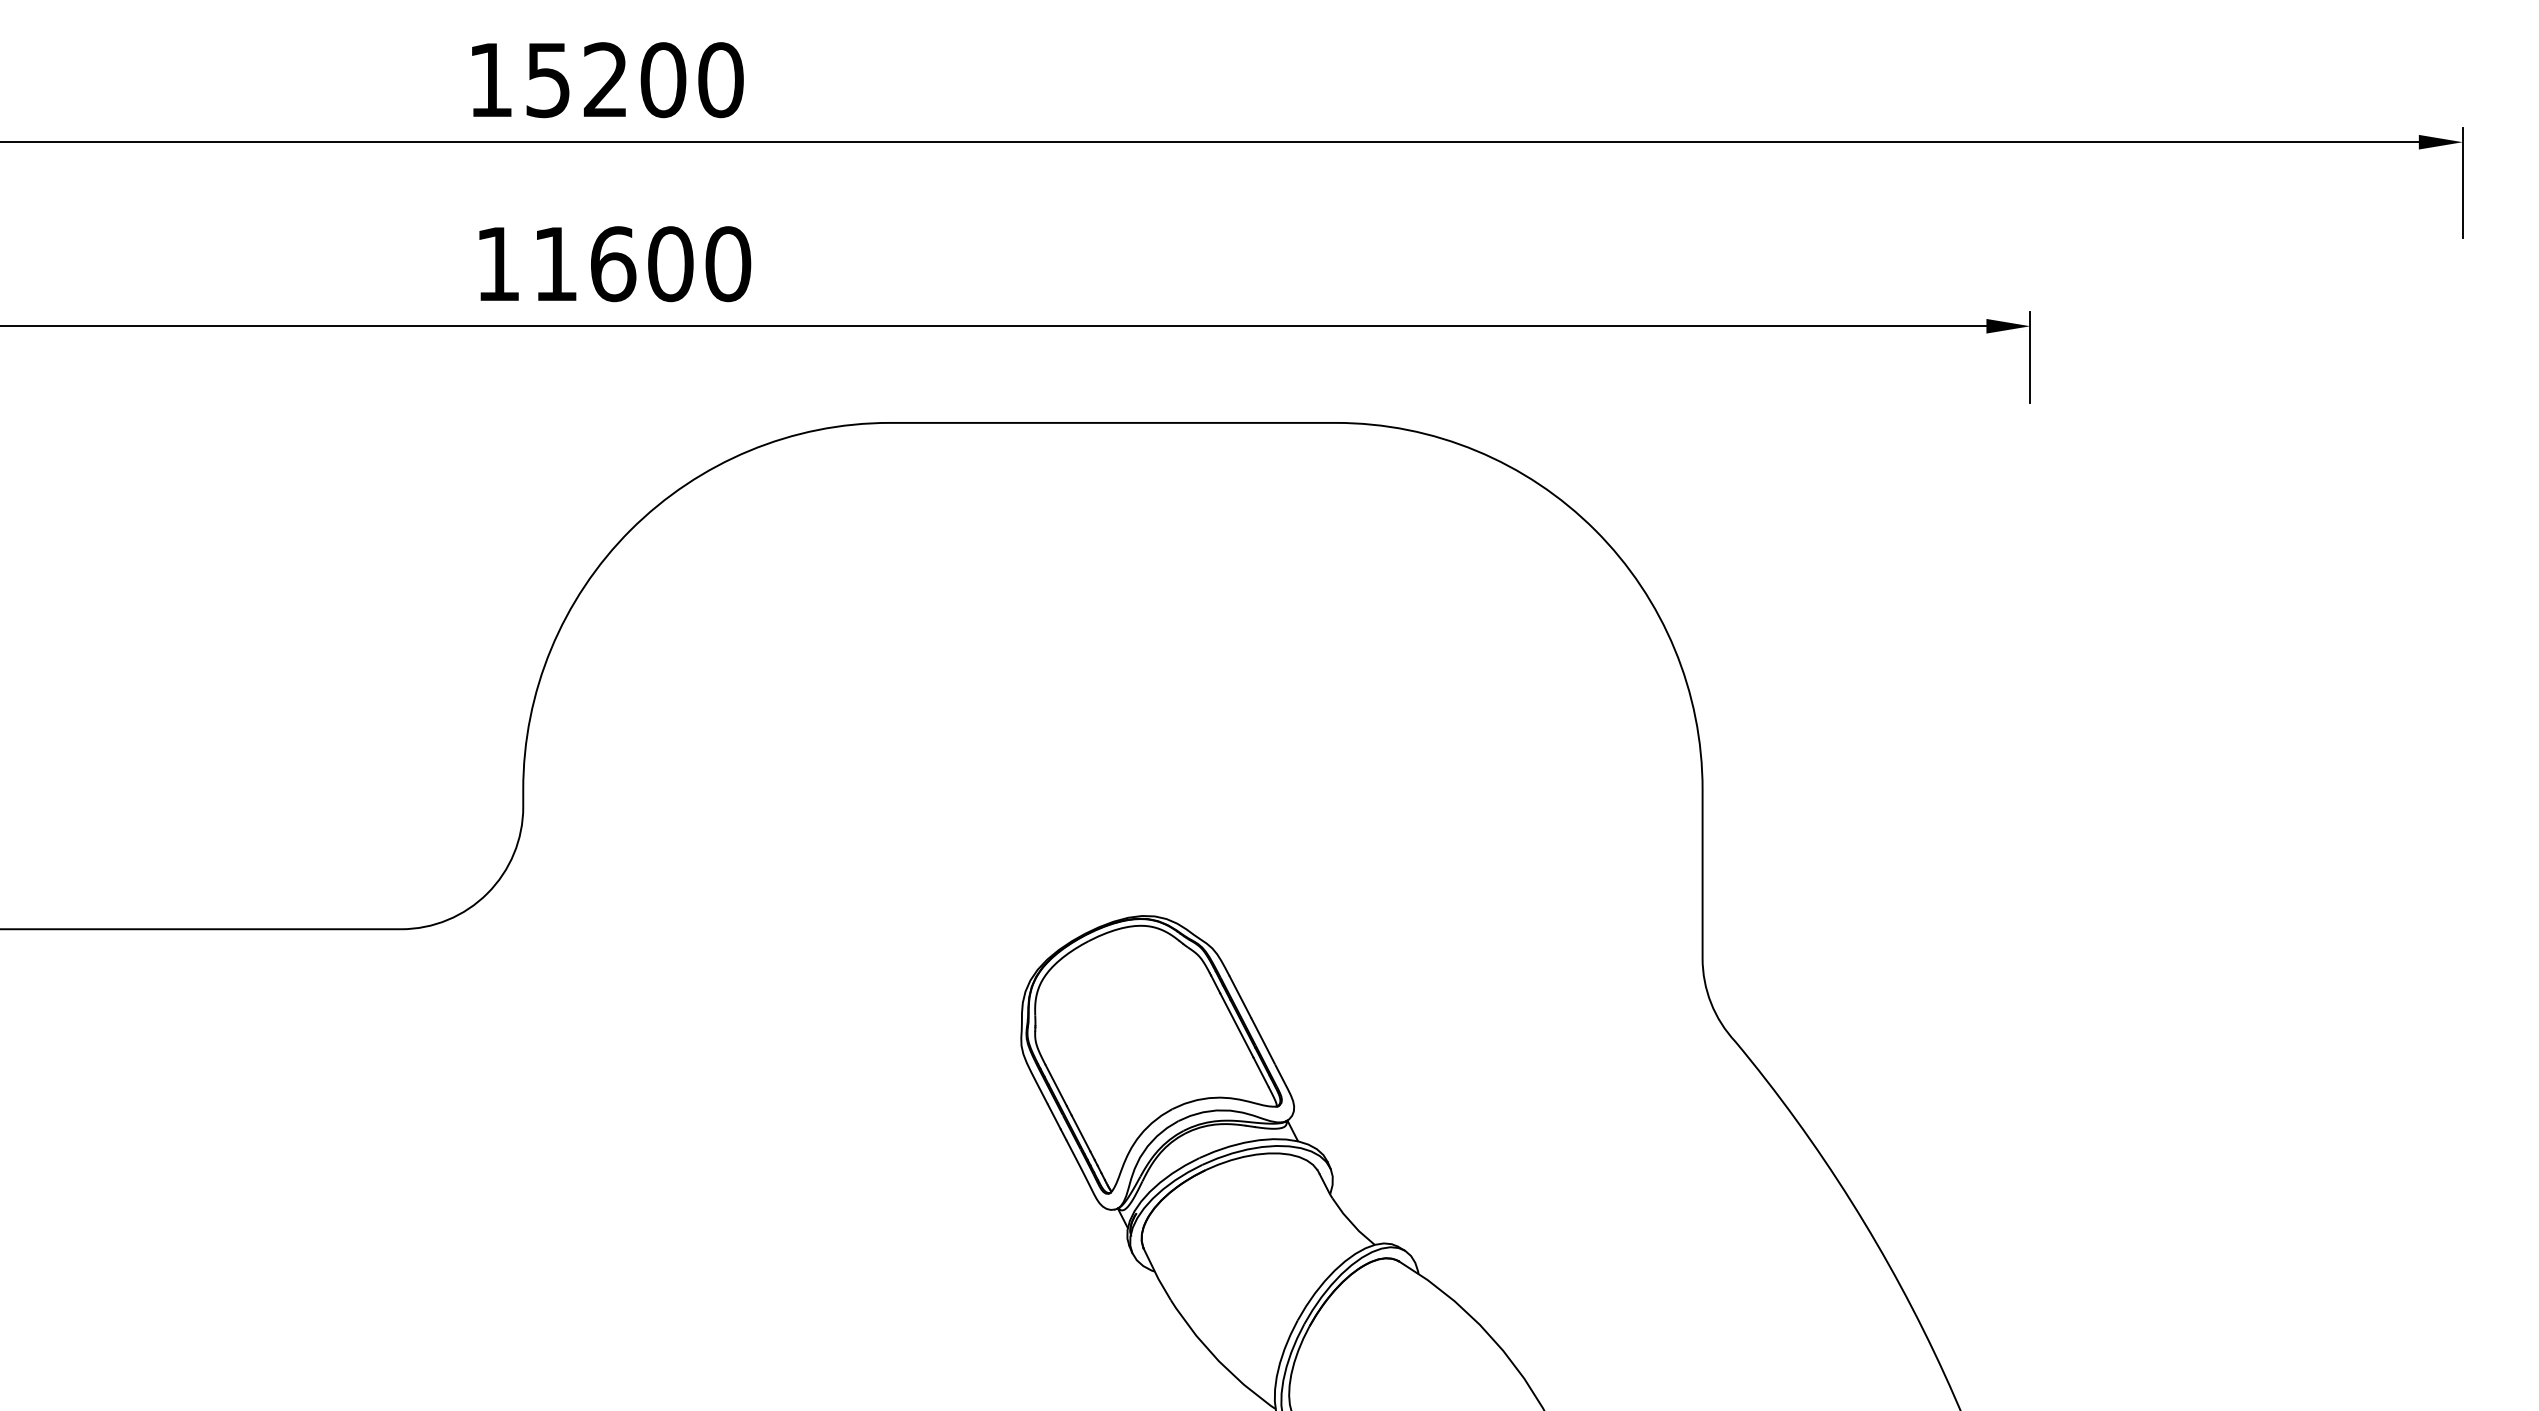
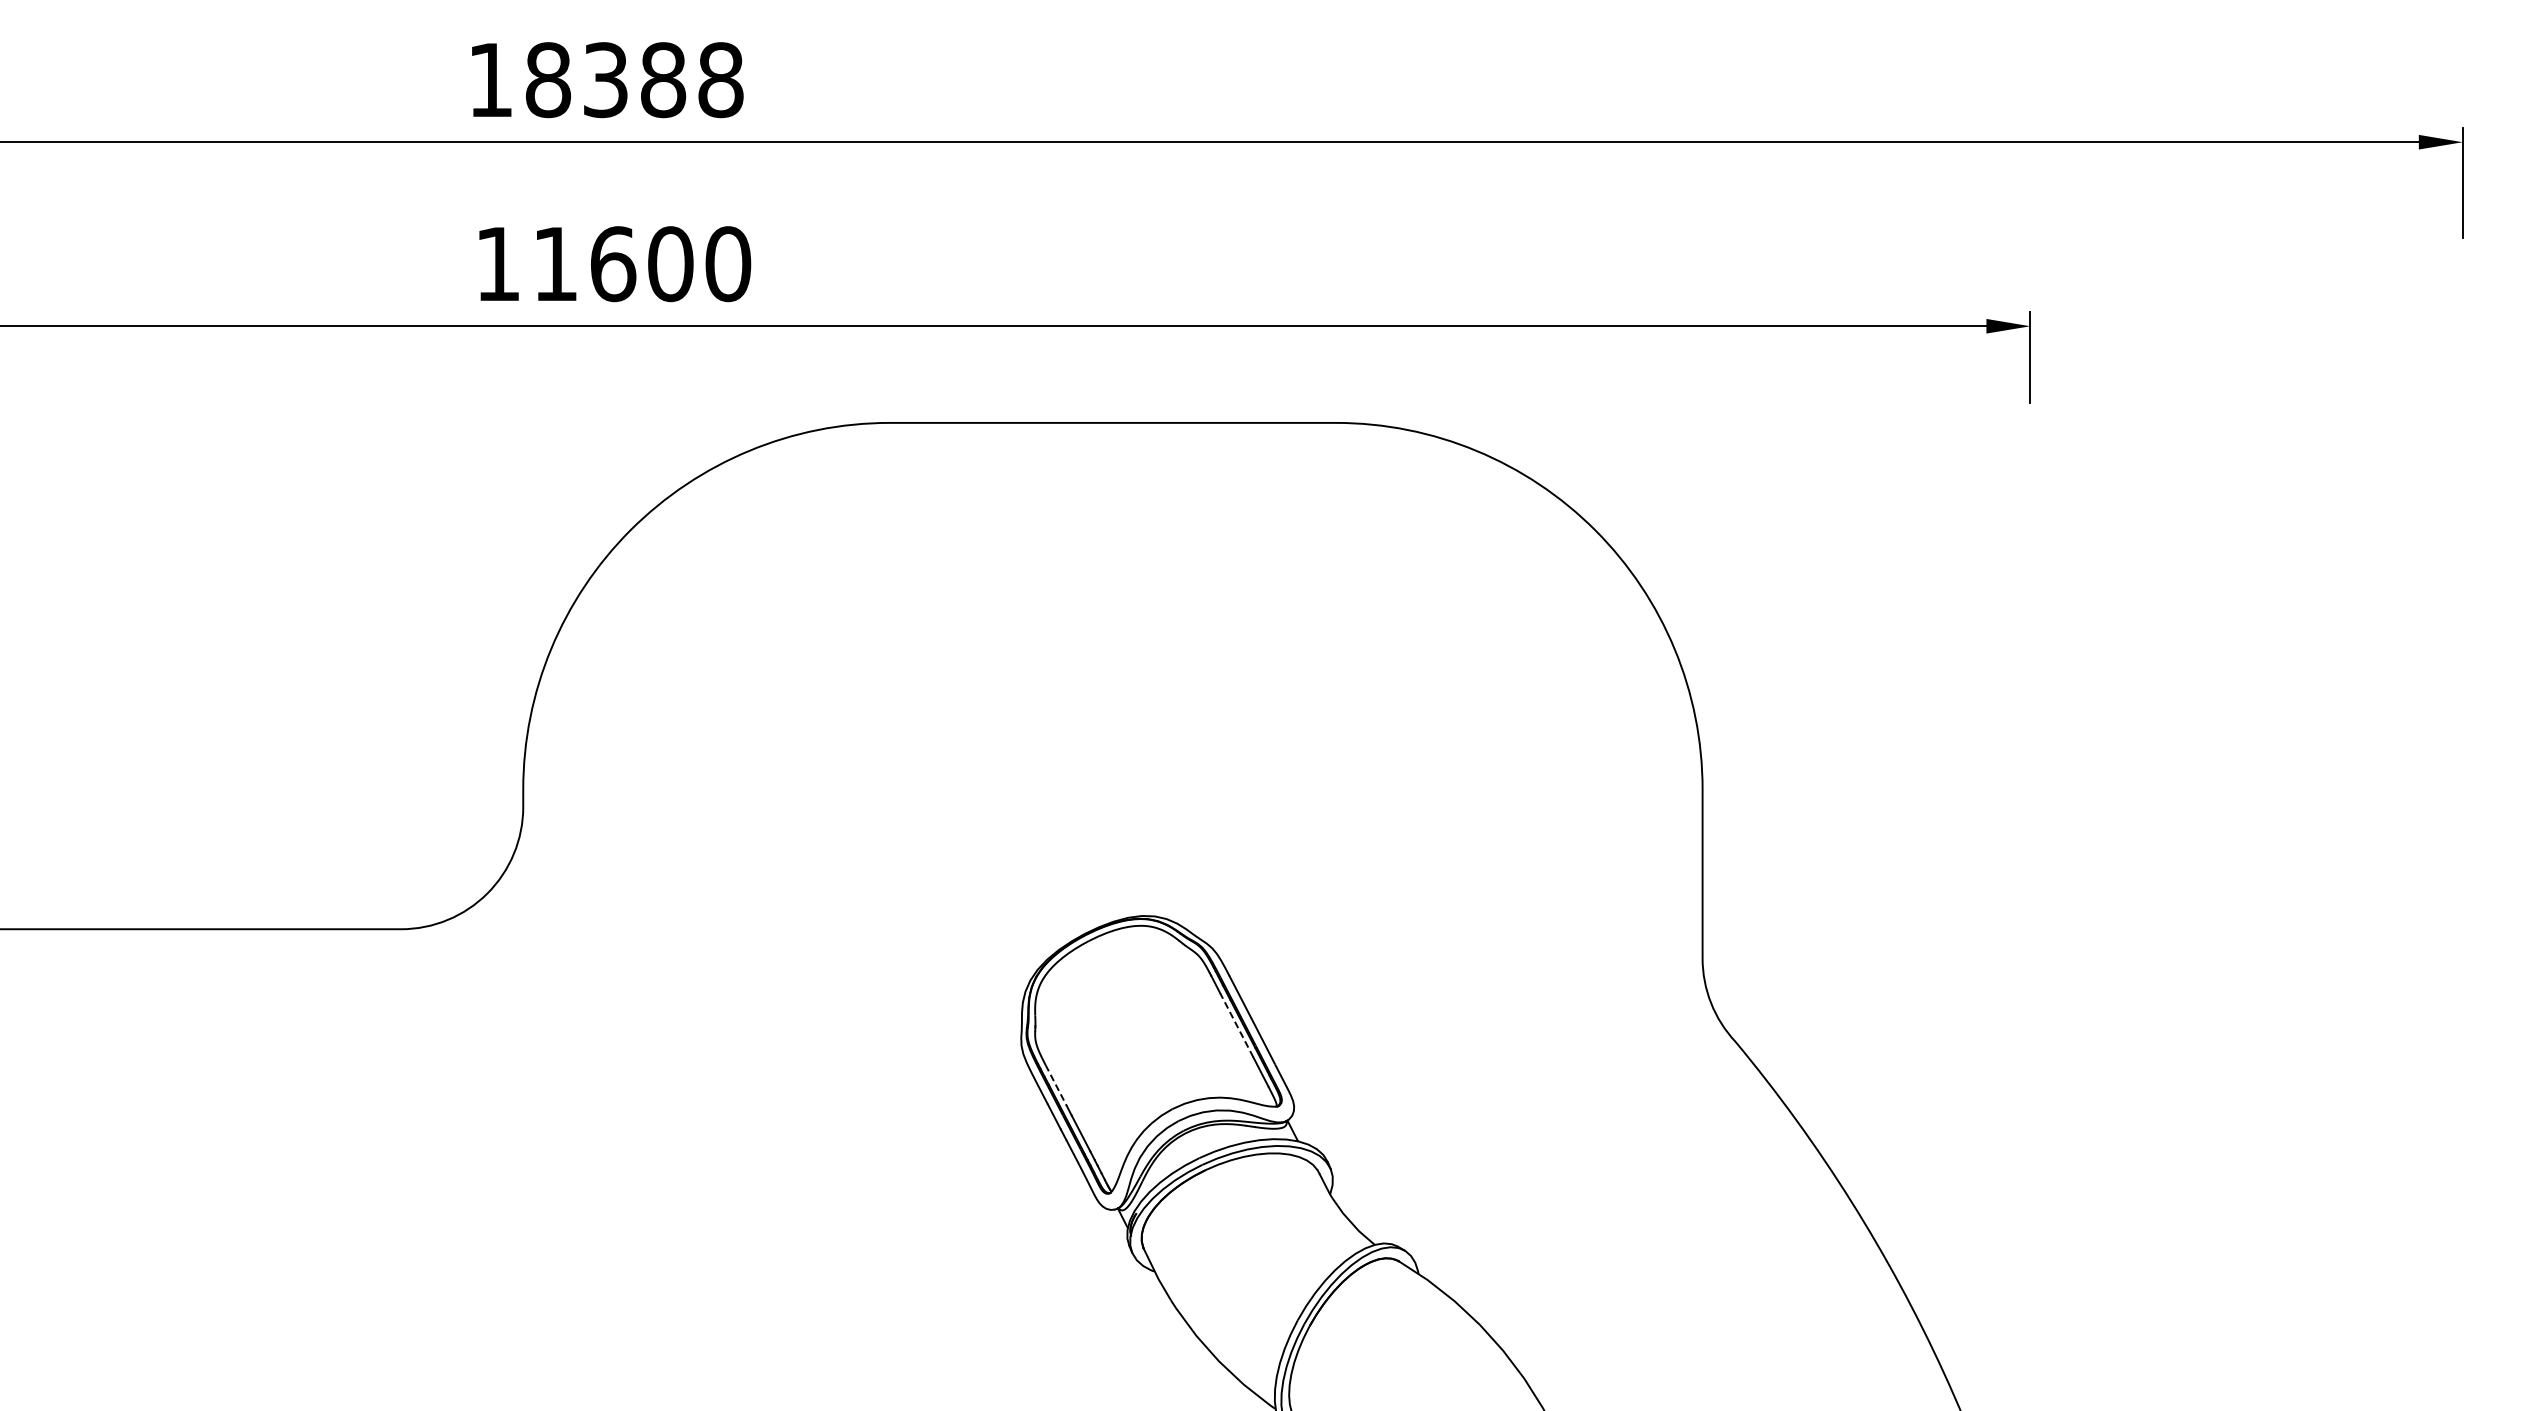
text: 15200 -> 18388 (634, 80)
line: solid -> dashed (1236, 1024)
line: solid -> dashed (1056, 1086)
